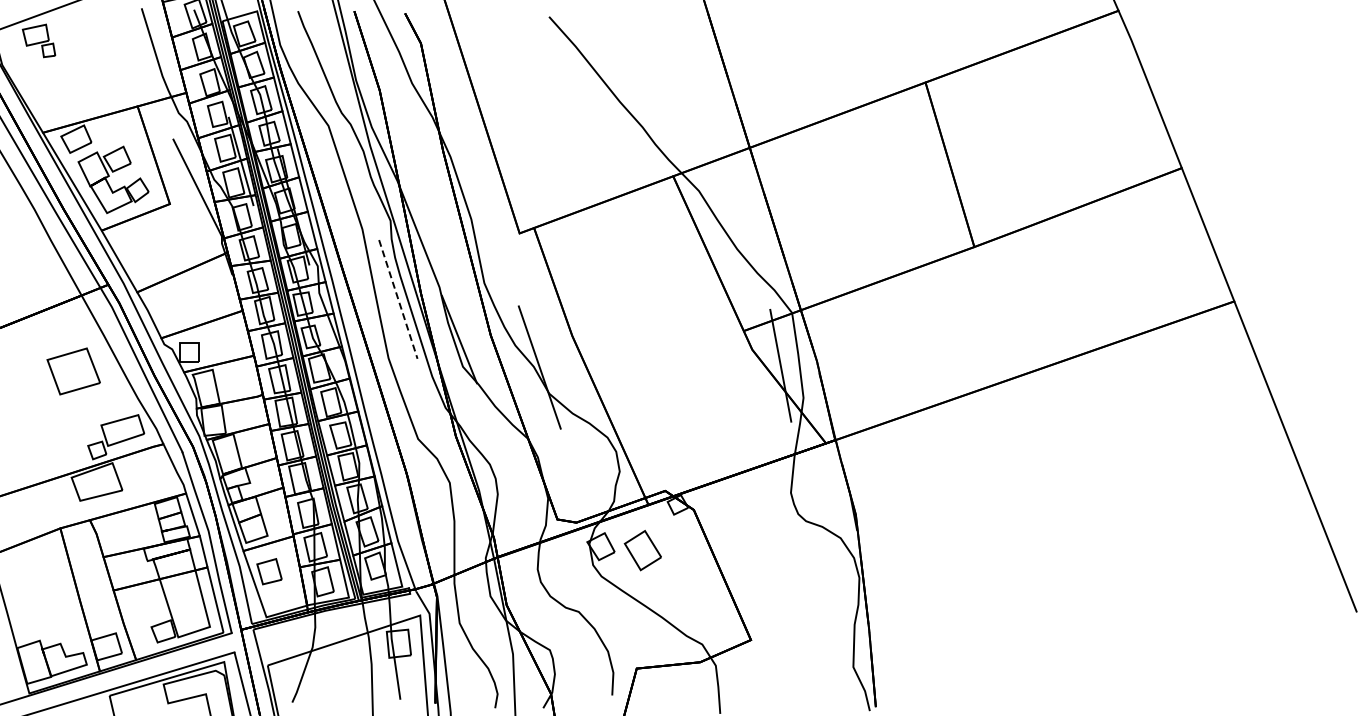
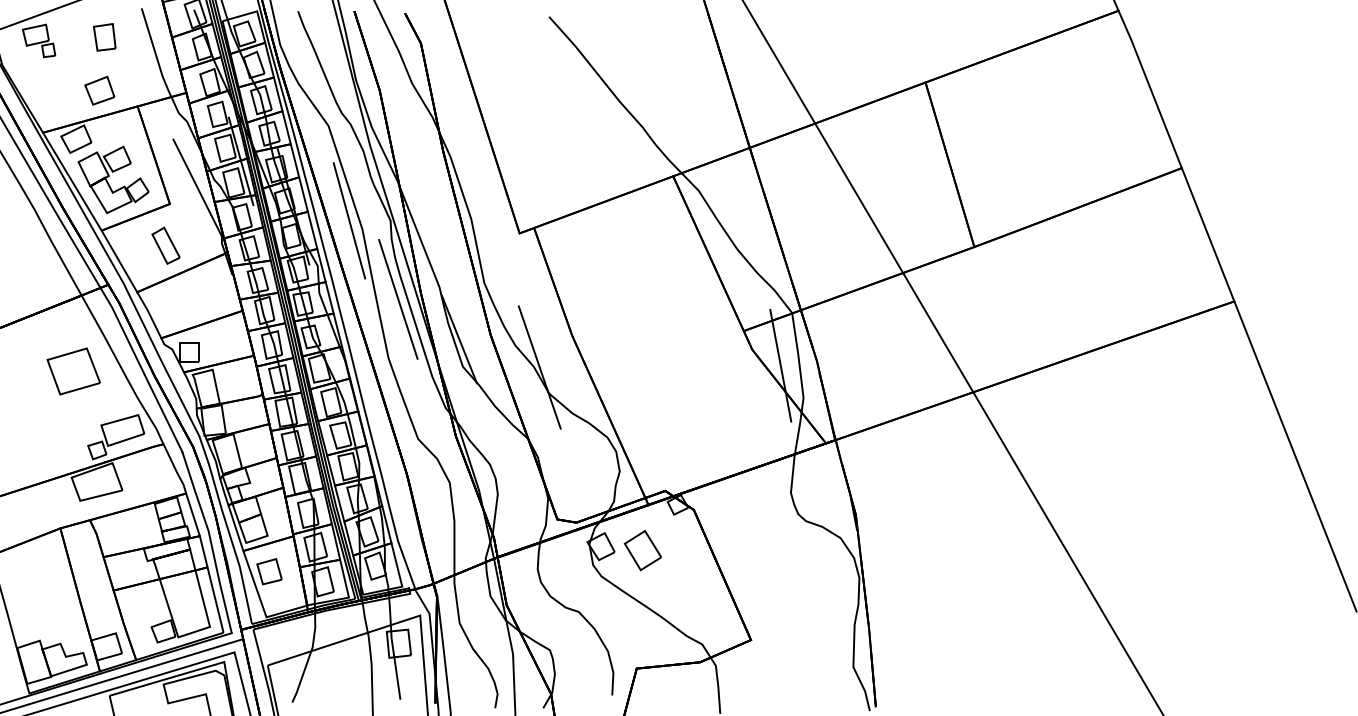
part: none -> present (104, 37)
part: none -> present (99, 90)
line: none -> present (349, 220)
part: none -> present (165, 245)
line: dashed -> solid (398, 299)
line: none -> present (952, 357)
line: none -> present (122, 675)
